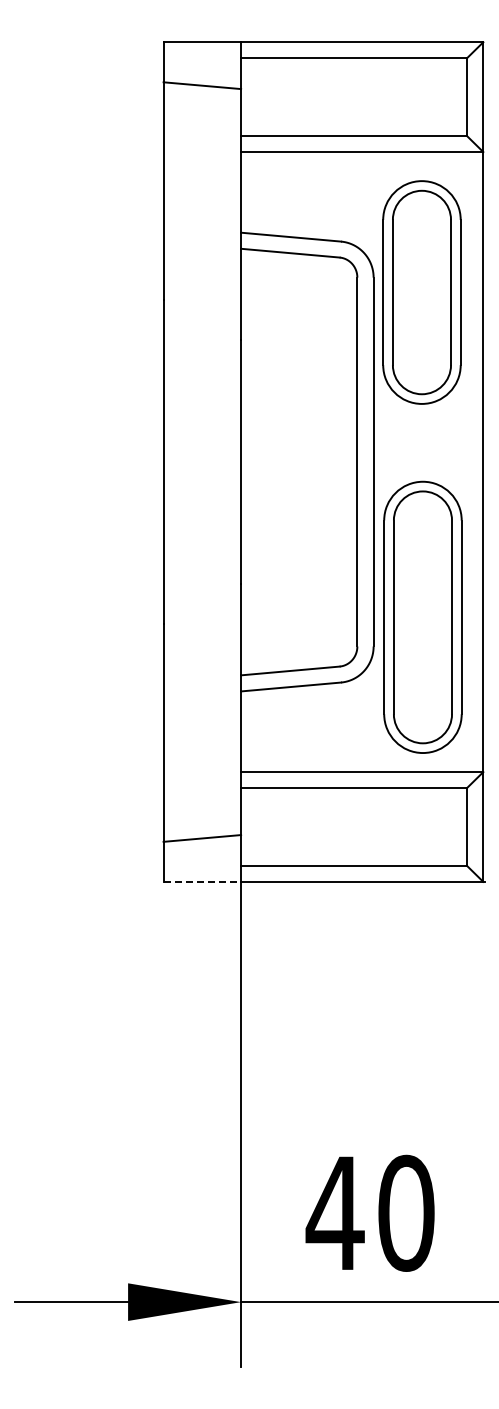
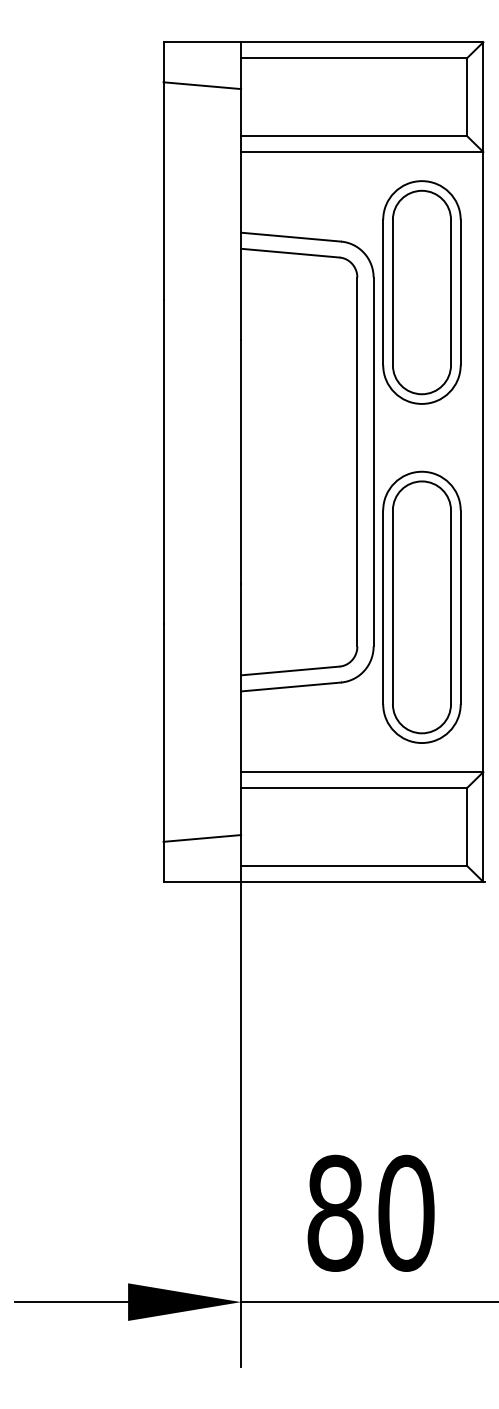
part position: (422, 616) -> (421, 606) (421, 606)
line: dashed -> solid (202, 881)
text: 40 -> 80 (334, 1212)
